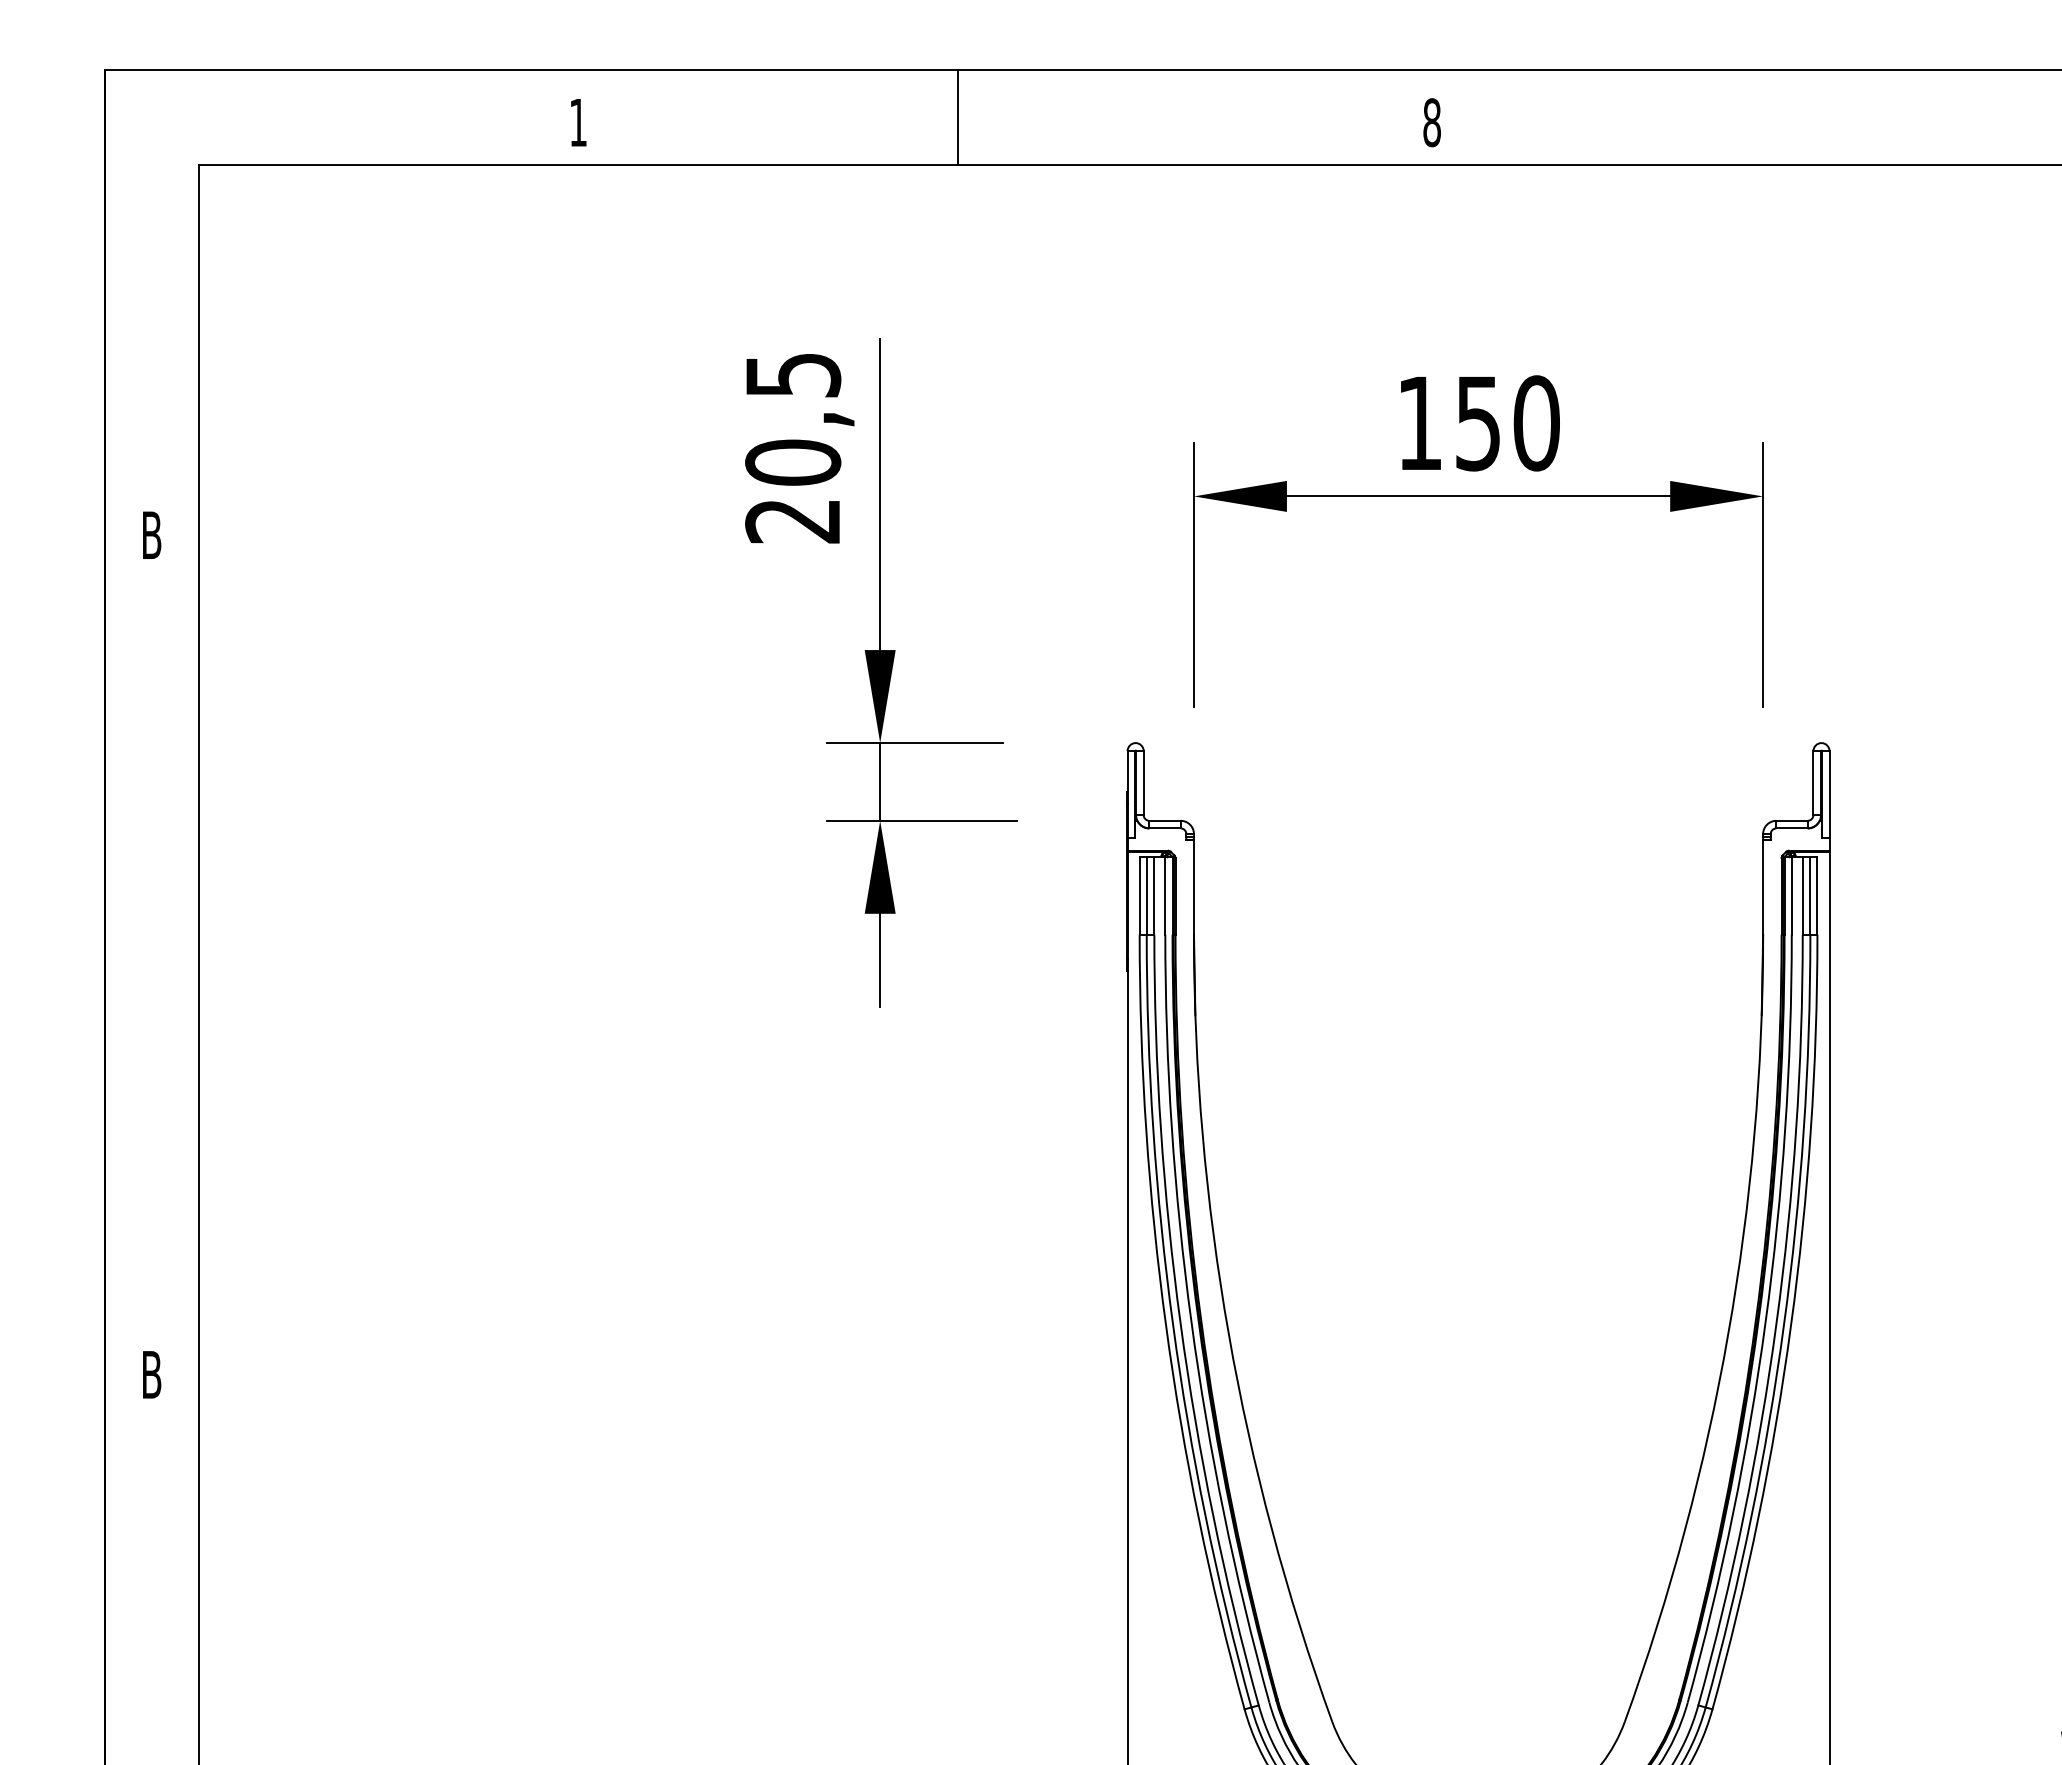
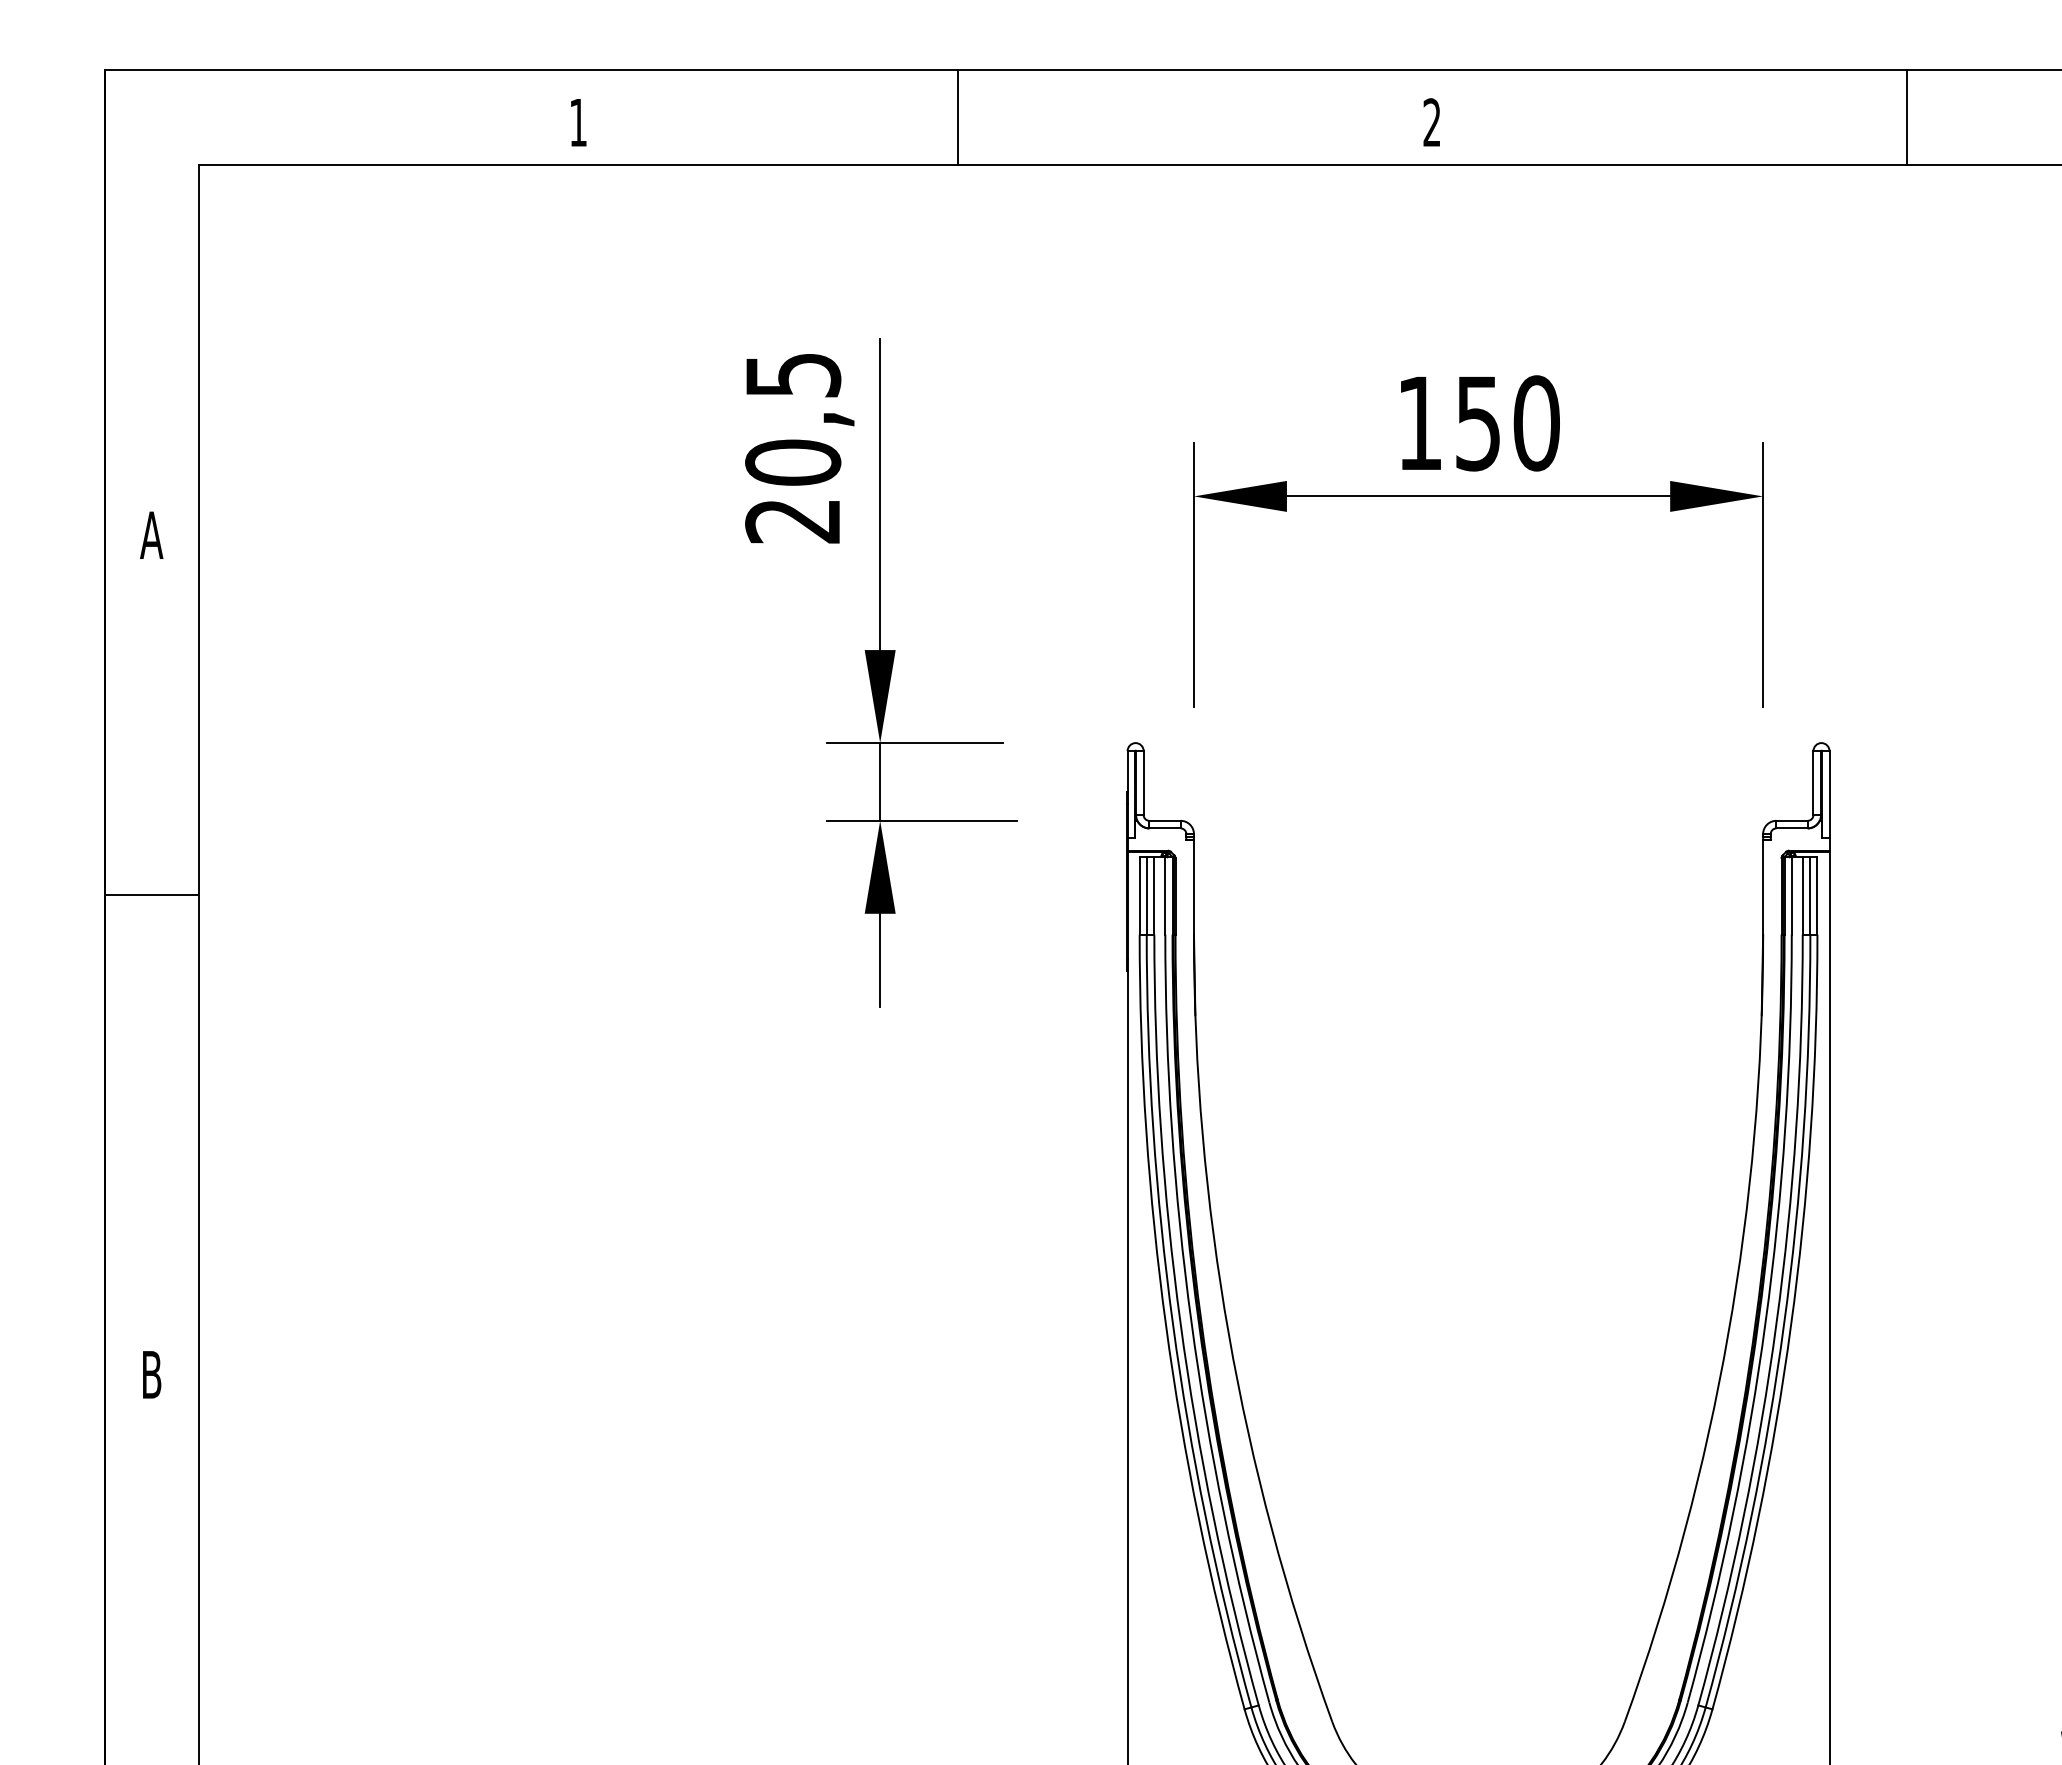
line: none -> present (1906, 117)
text: 8 -> 2 (1431, 122)
text: B -> A (151, 534)
line: none -> present (151, 895)
